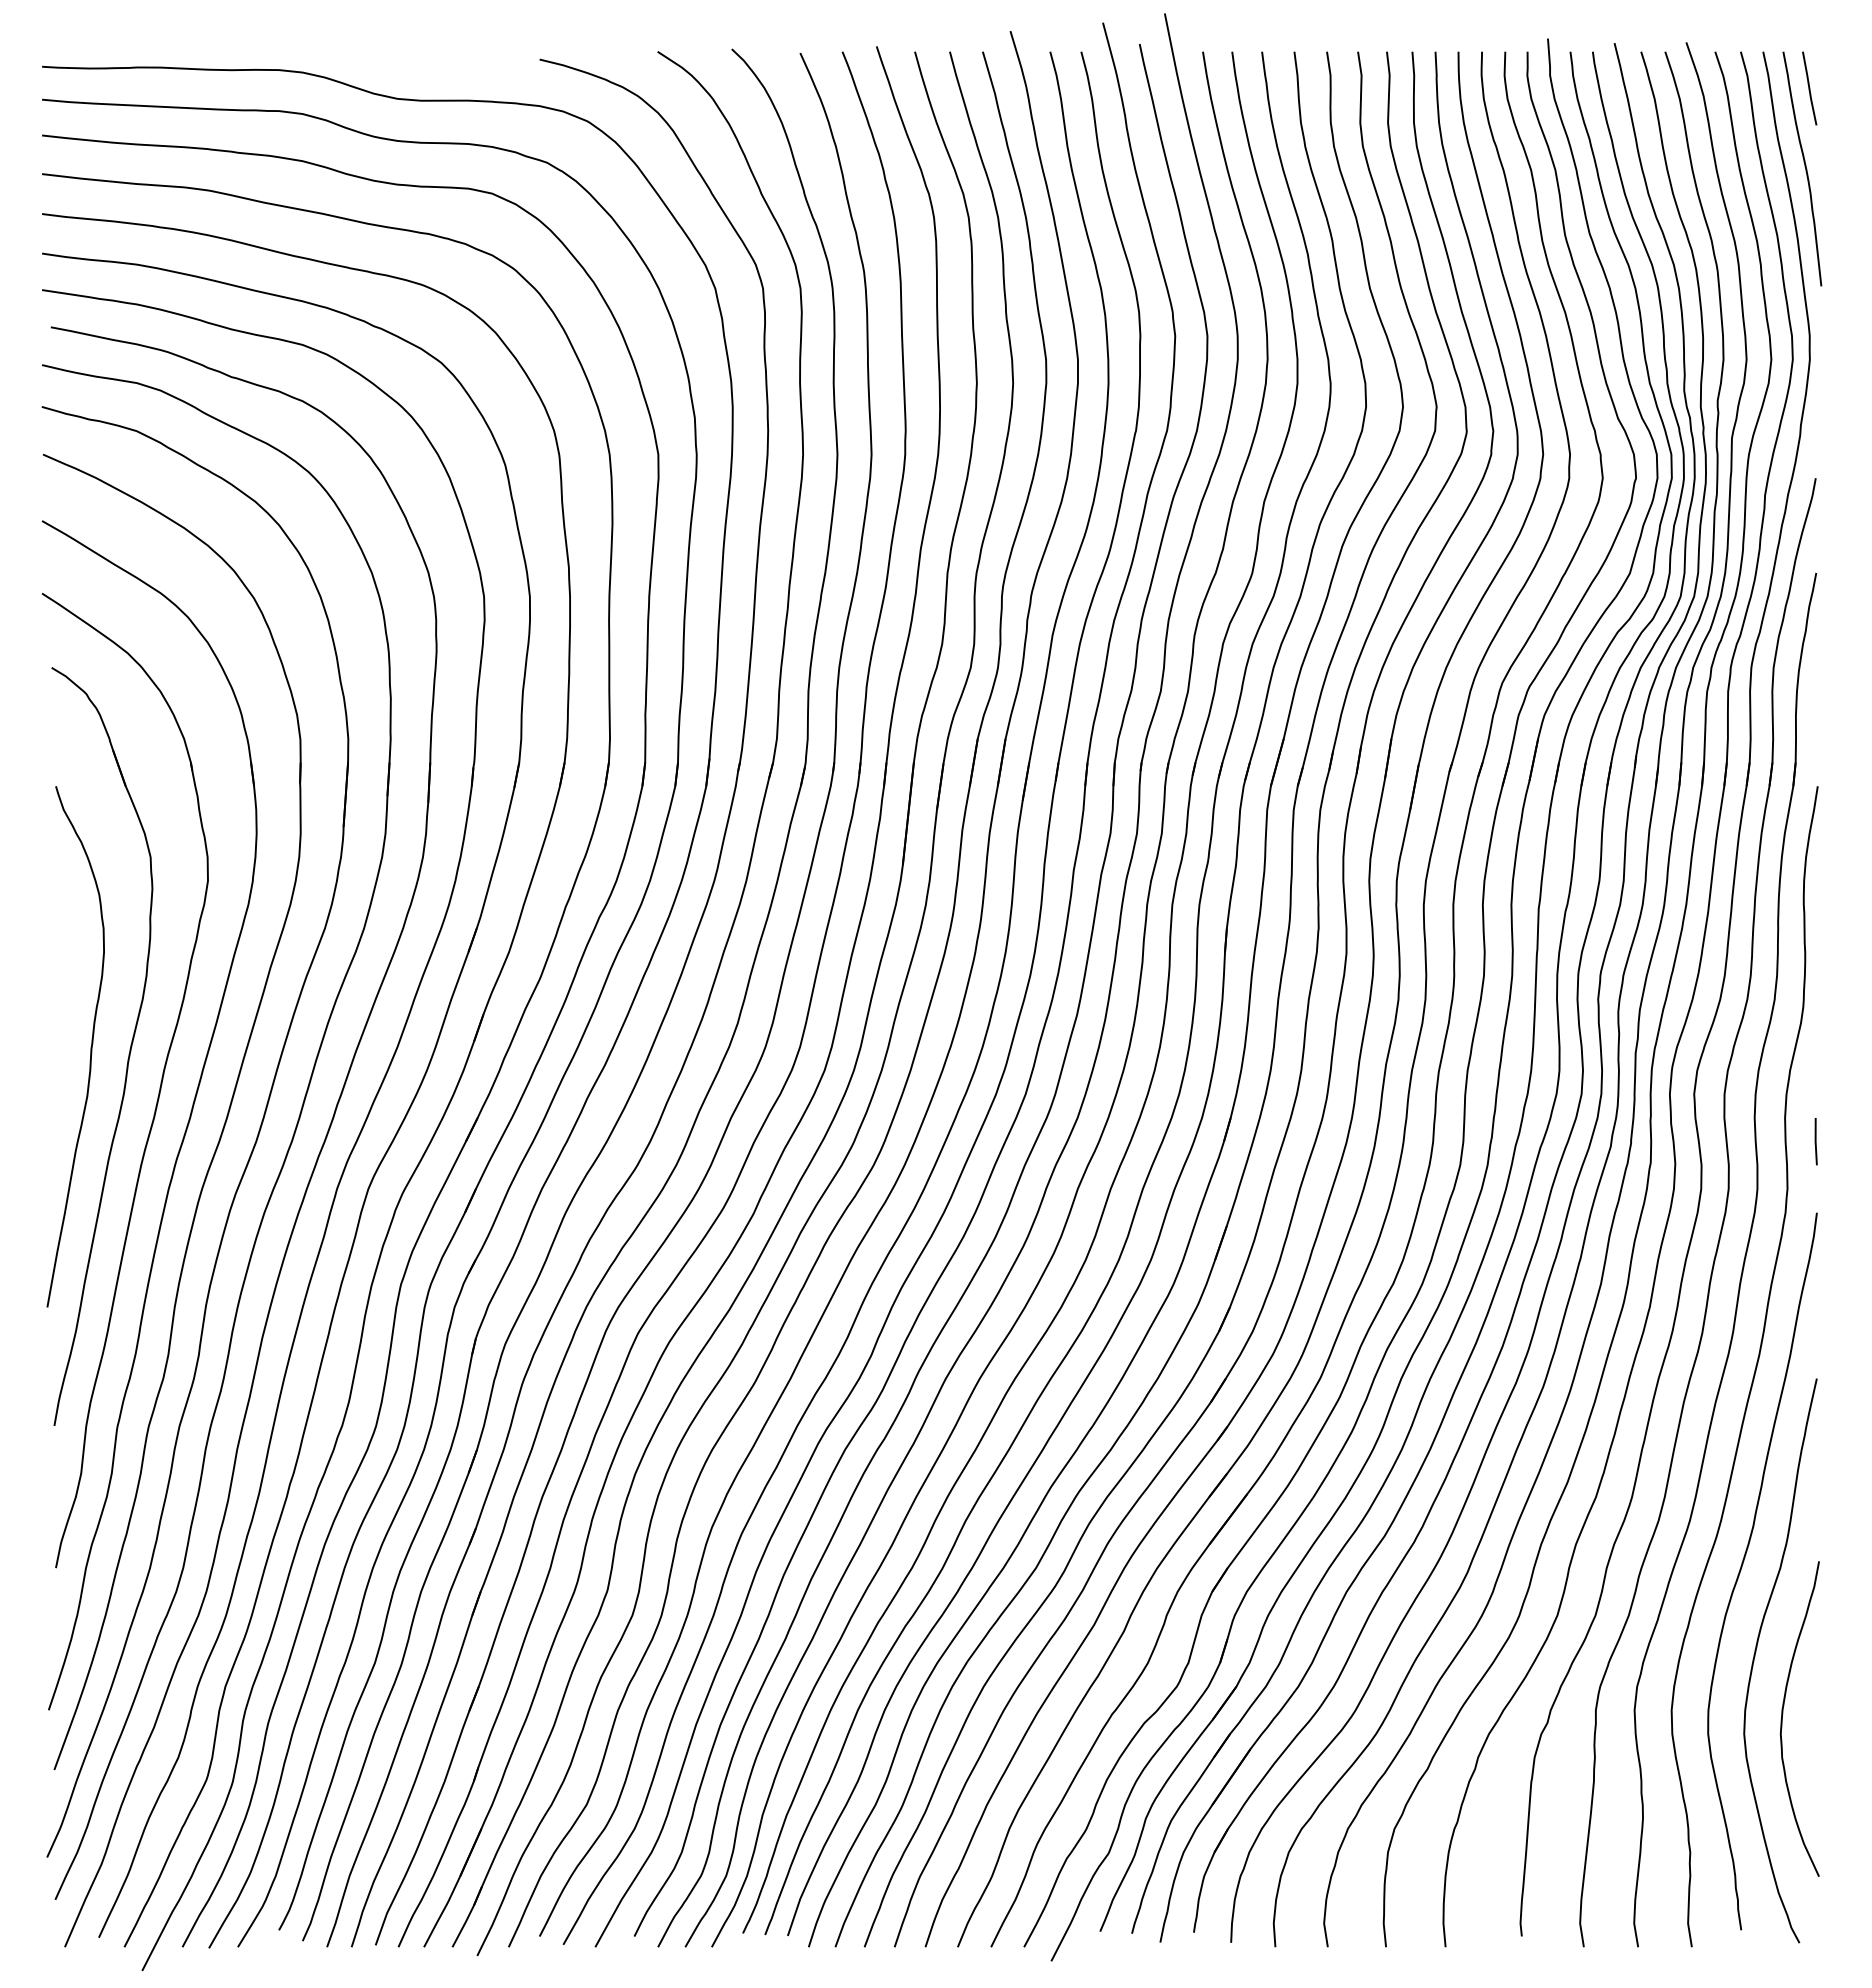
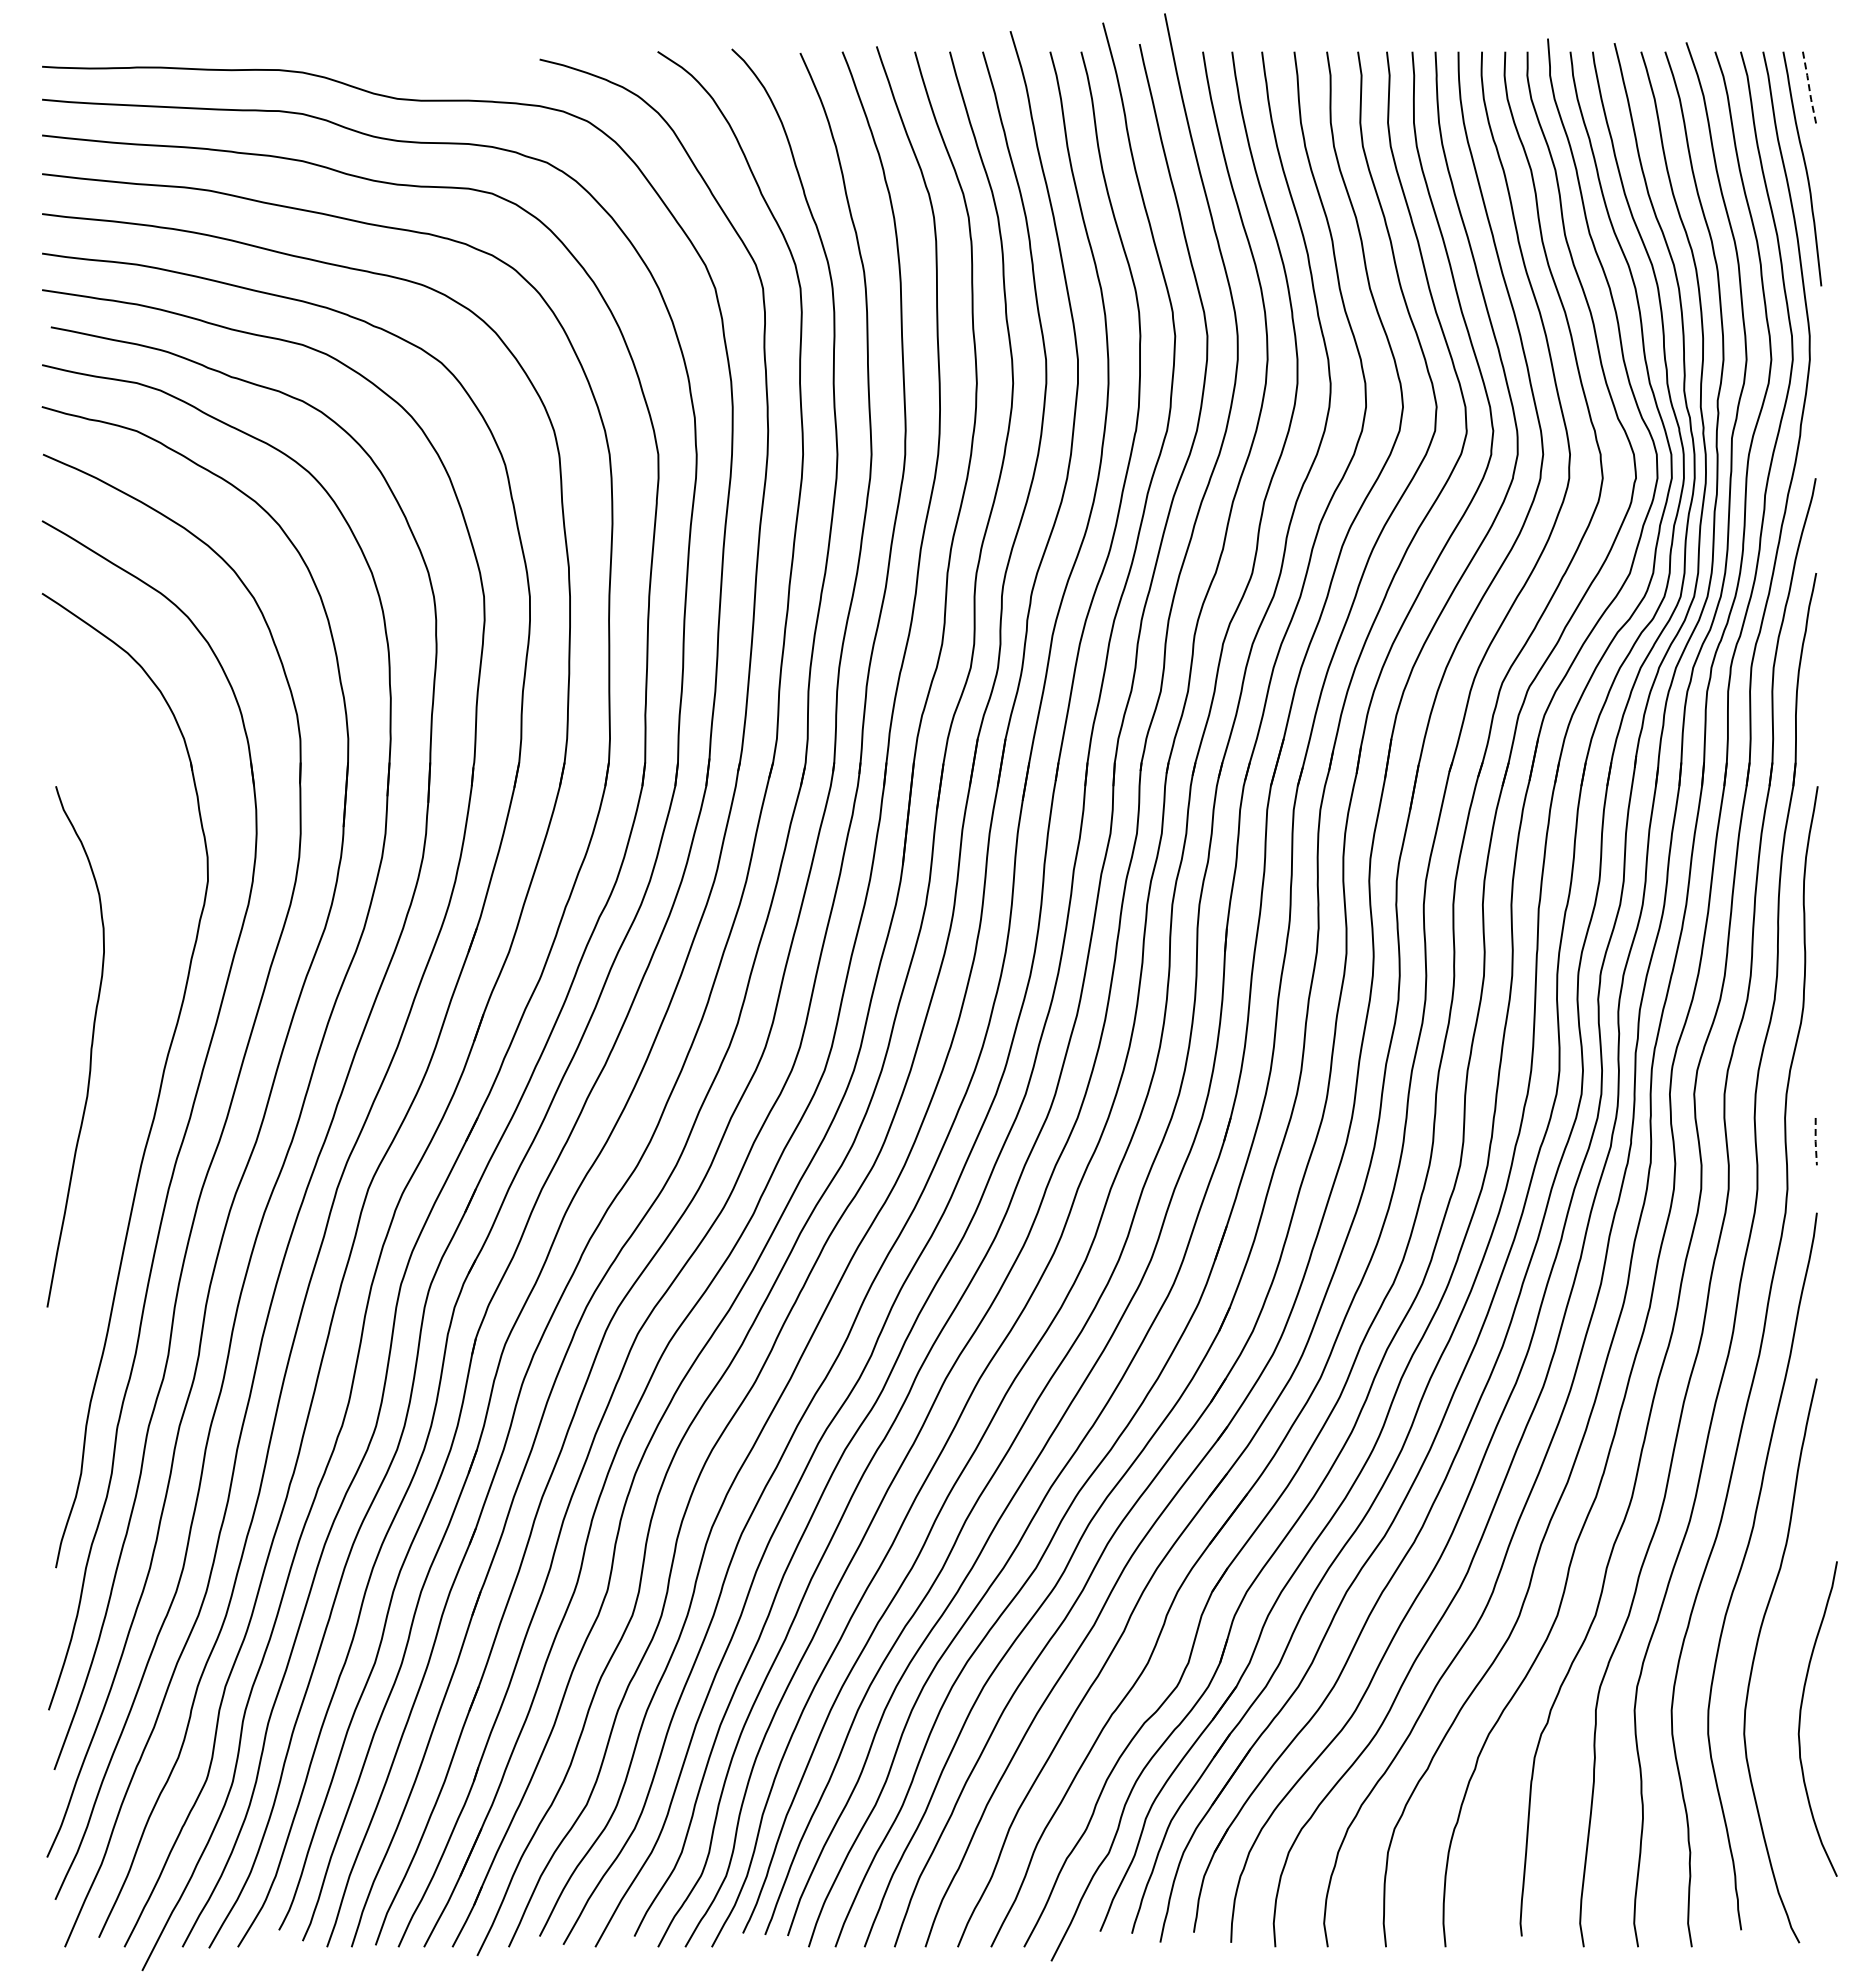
line: solid -> dashed (1809, 88)
part: present -> none (129, 1049)
line: solid -> dashed (1815, 1141)
curve position: (1783, 1714) -> (1801, 1714) (1801, 1714)
